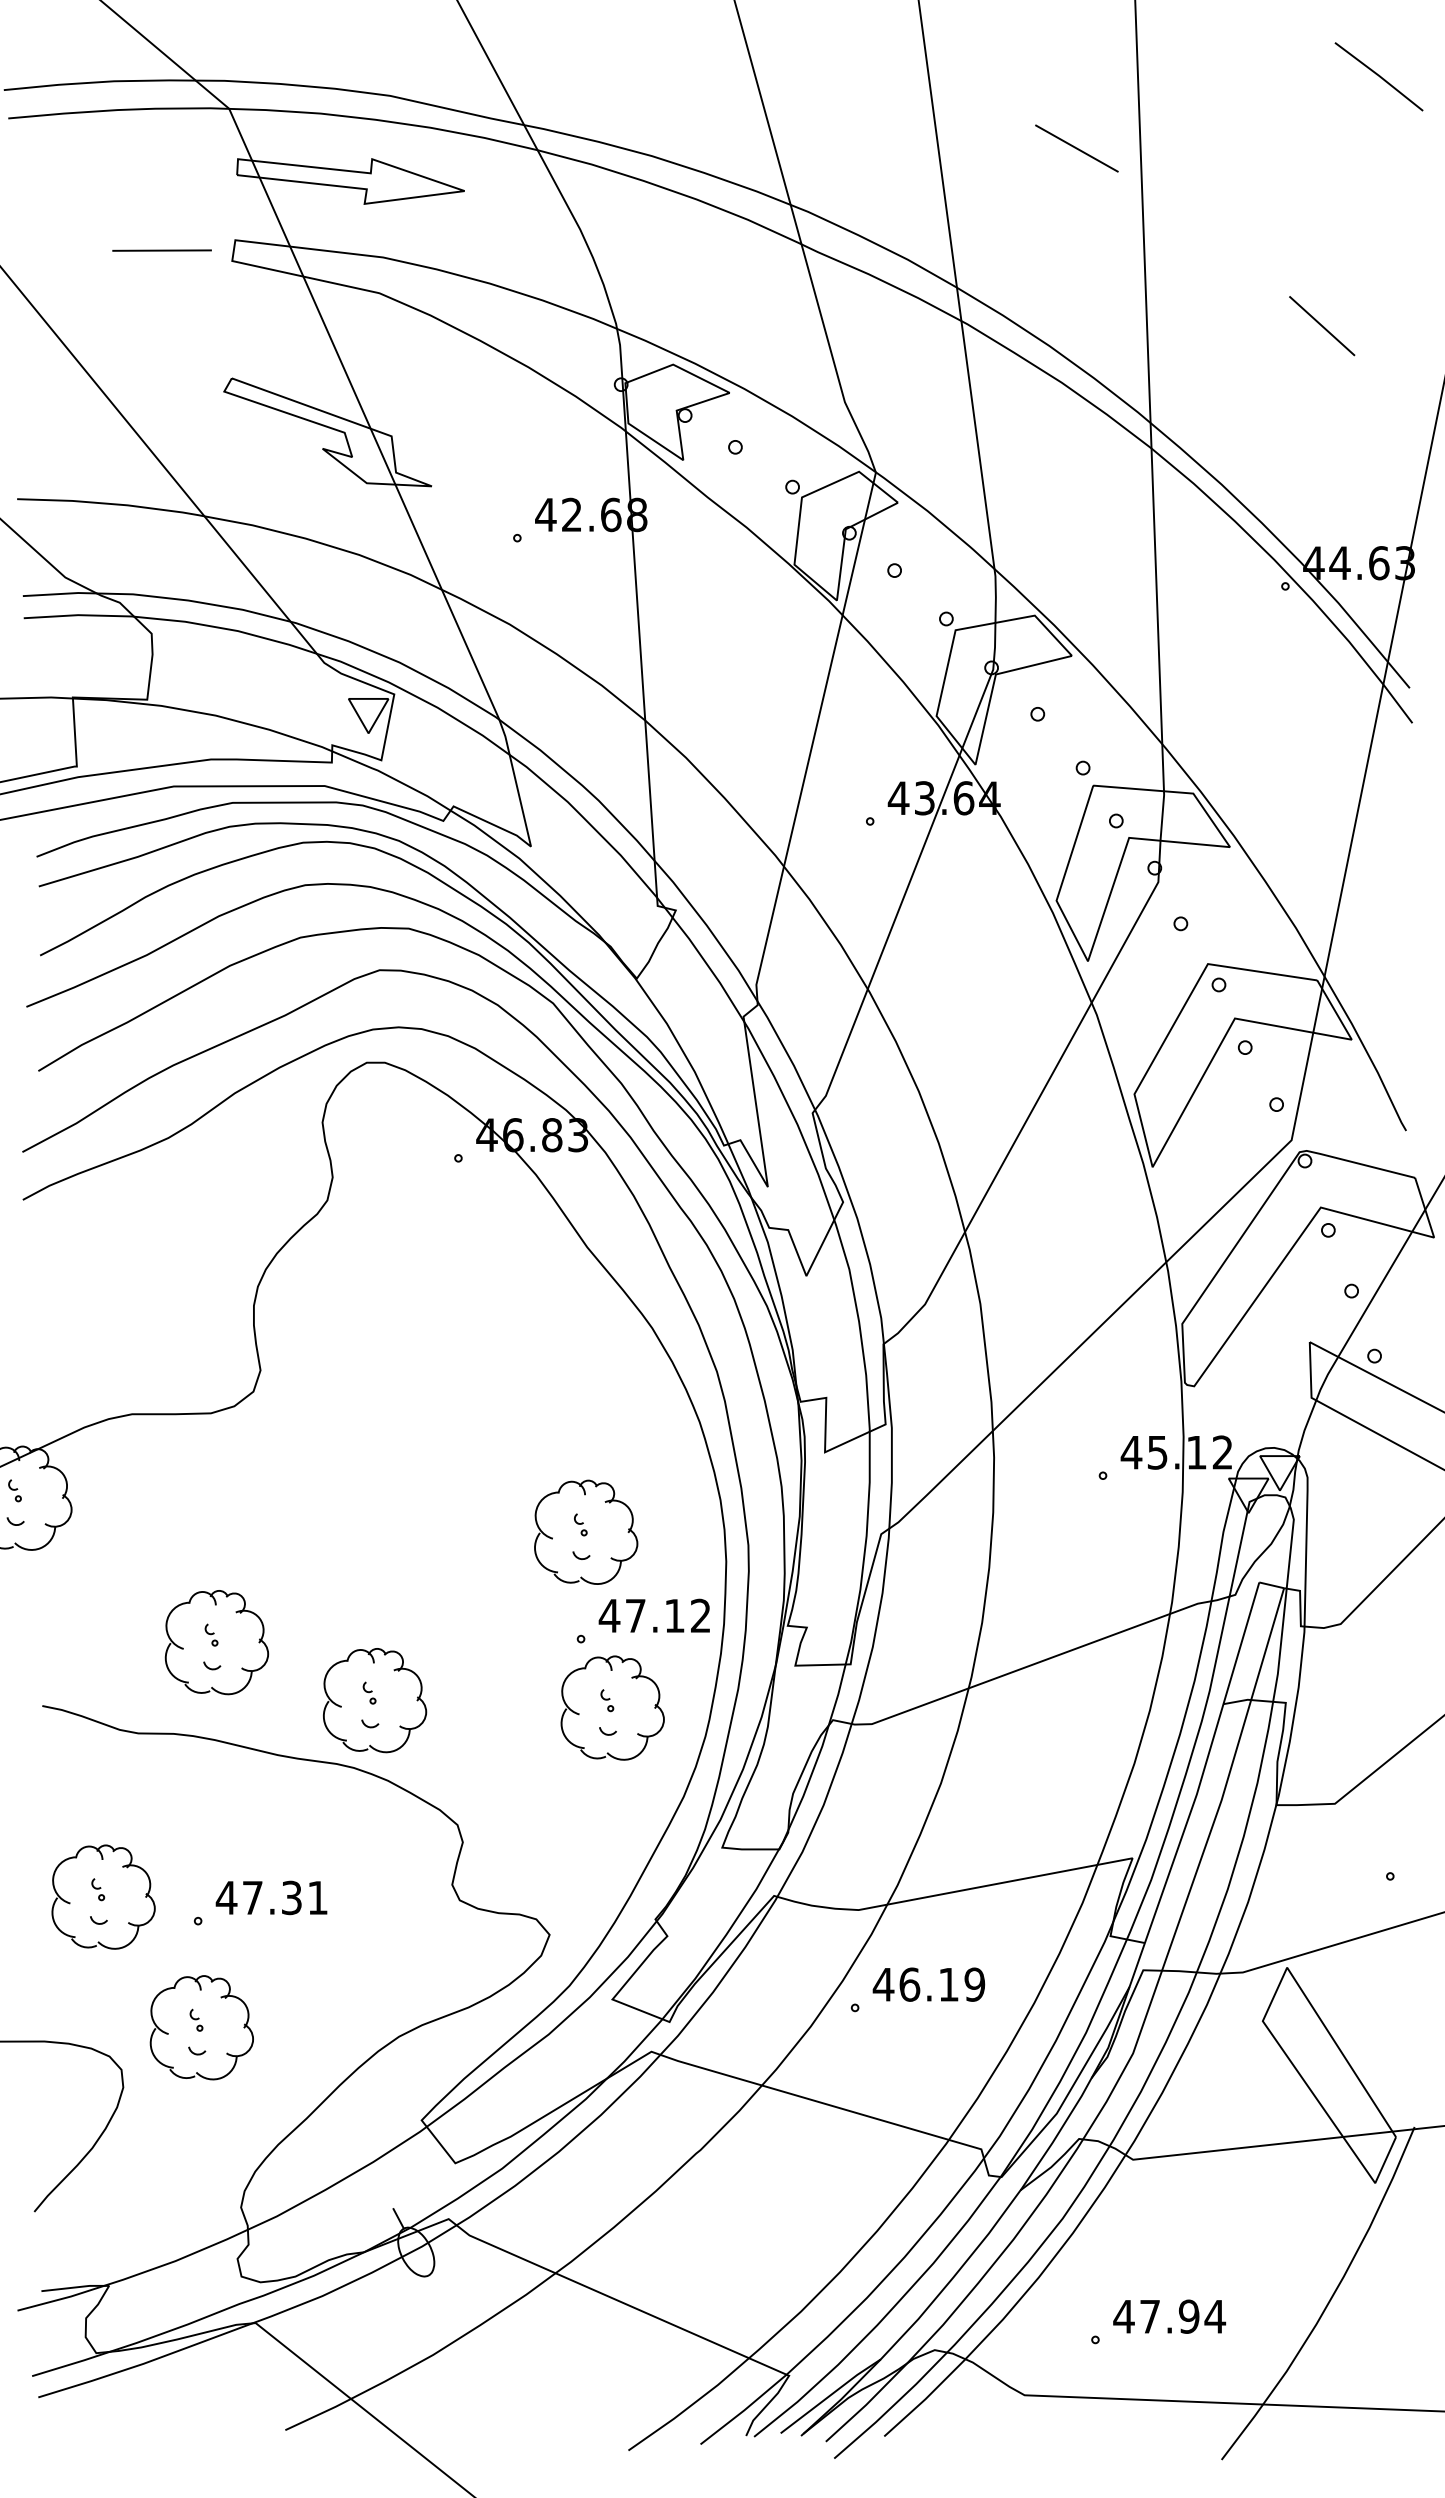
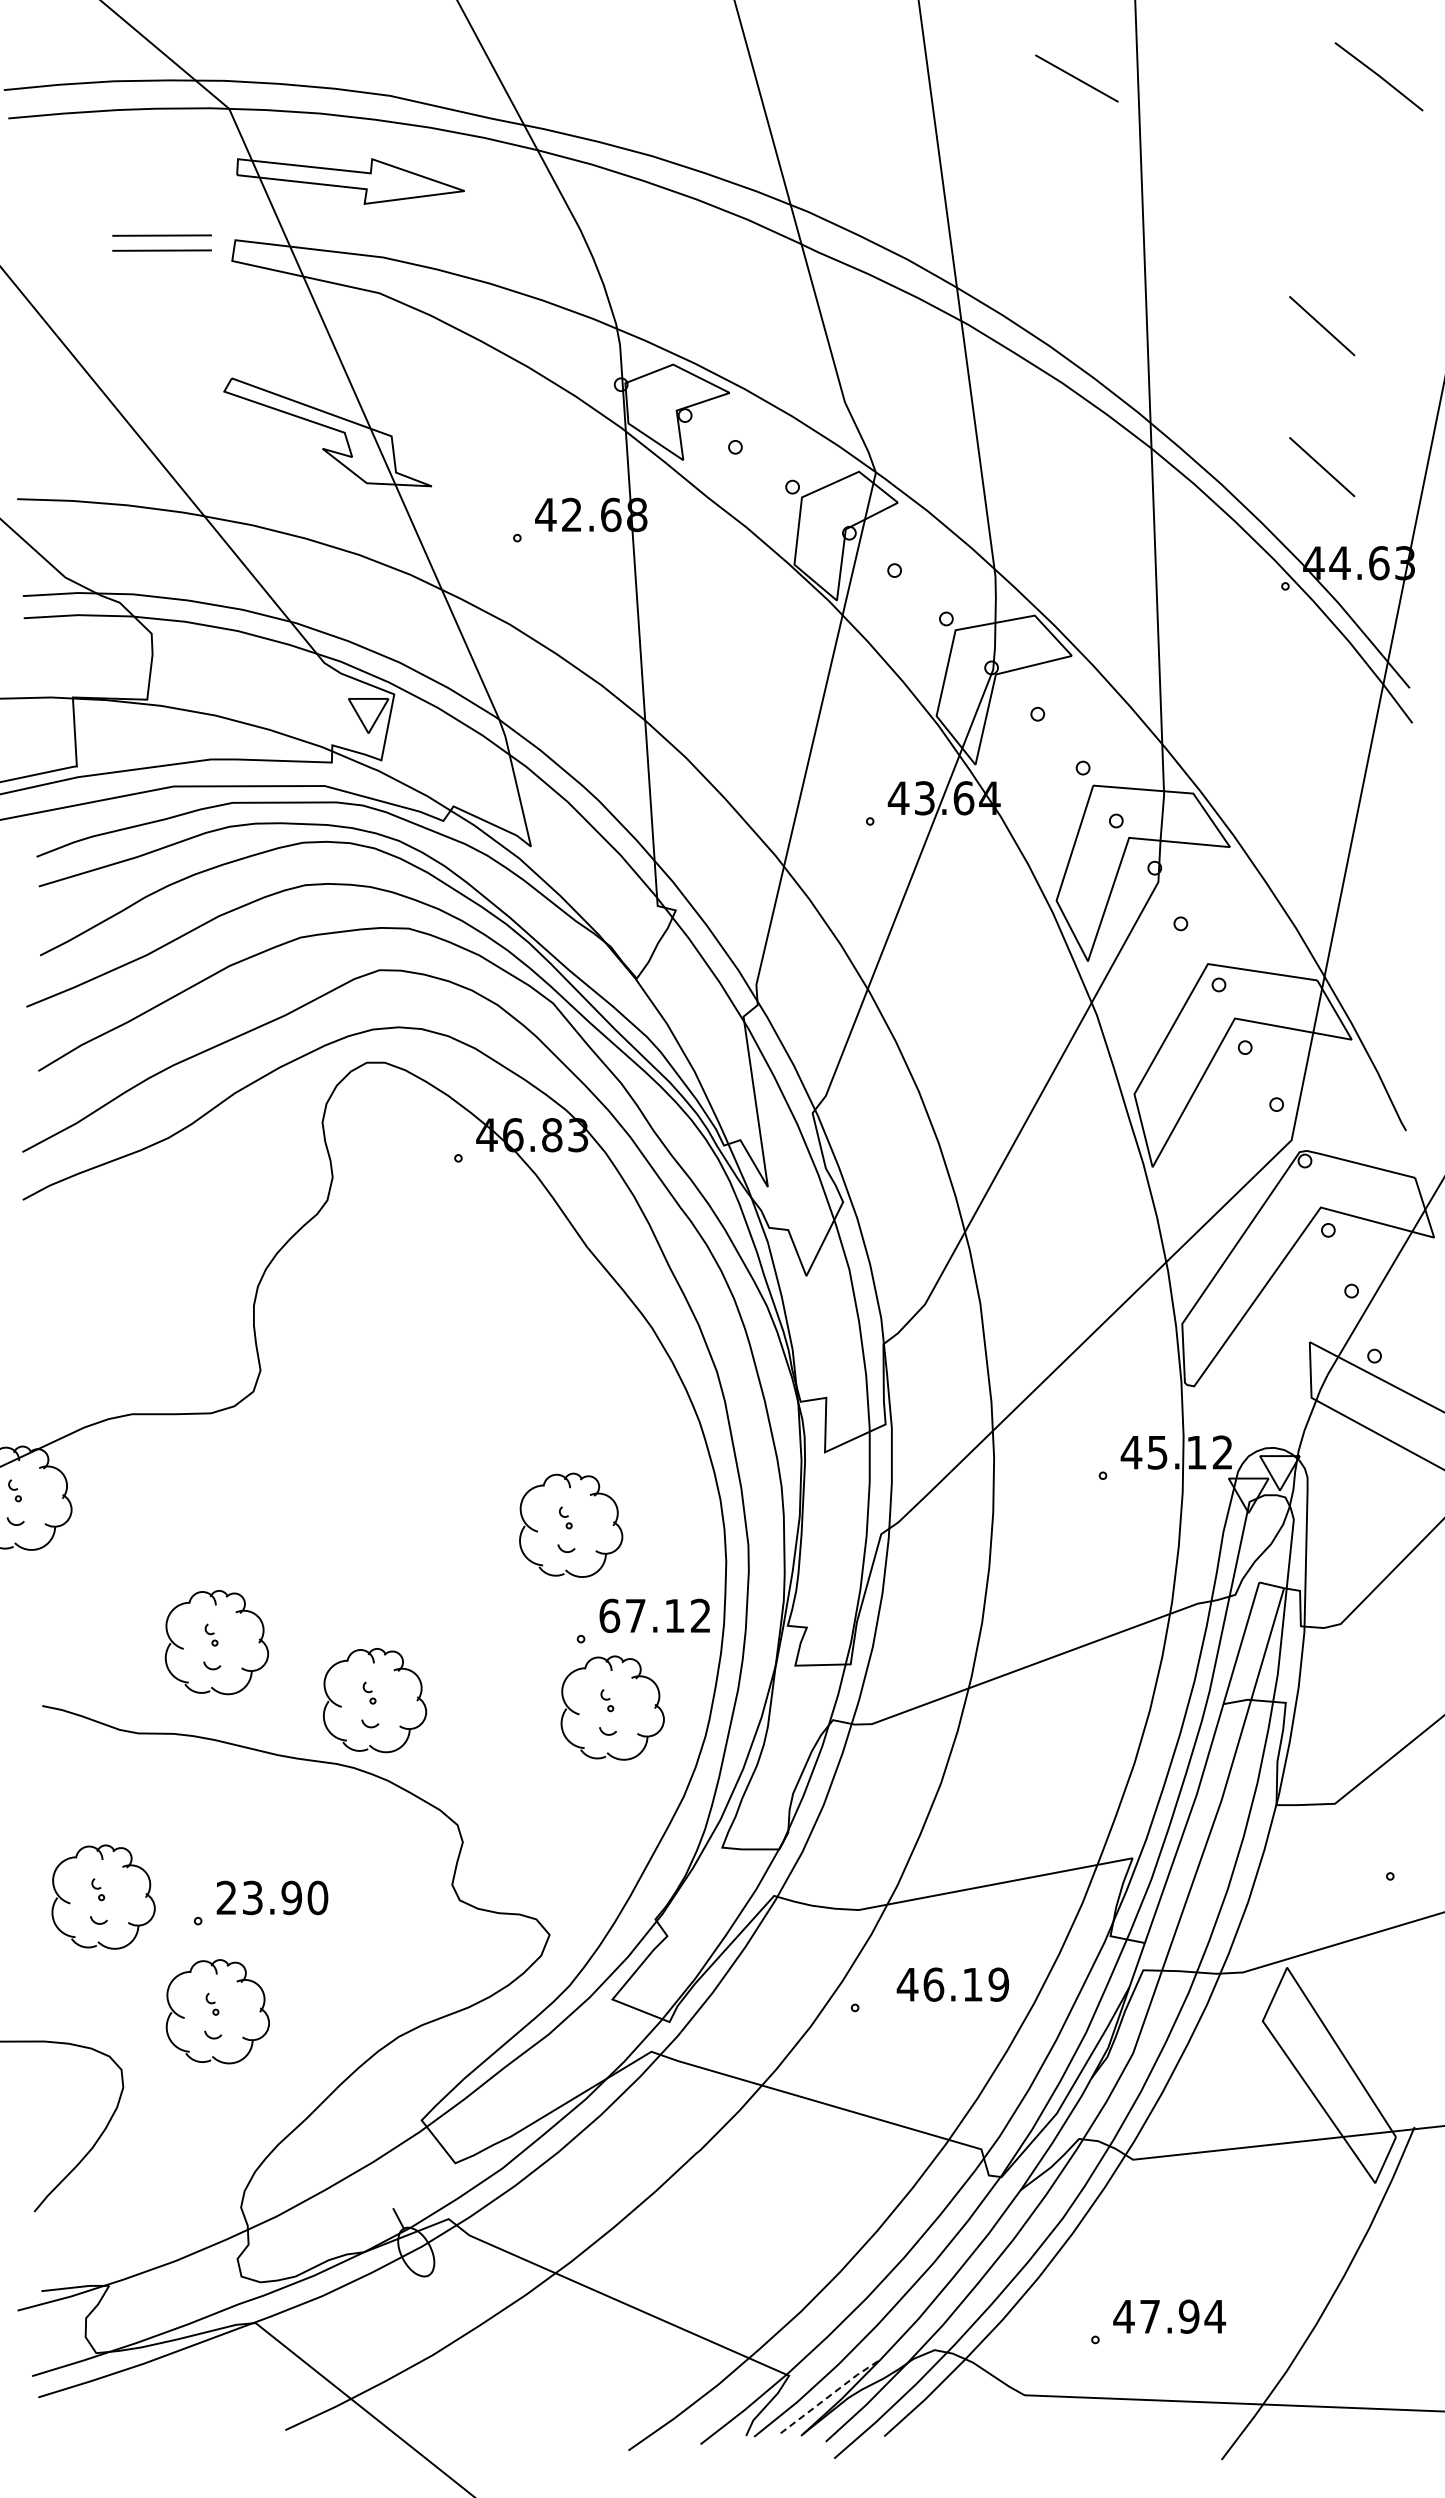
line position: (1076, 148) -> (1076, 78) (1076, 78)
line: none -> present (161, 235)
line: none -> present (1322, 467)
part position: (586, 1531) -> (571, 1524) (571, 1524)
text: 47.12 -> 67.12 (609, 1615)
text: 47.31 -> 23.90 (271, 1897)
text position: (928, 1984) -> (952, 1984) (952, 1984)
part position: (201, 2027) -> (217, 2011) (217, 2011)
line: solid -> dashed (831, 2394)
